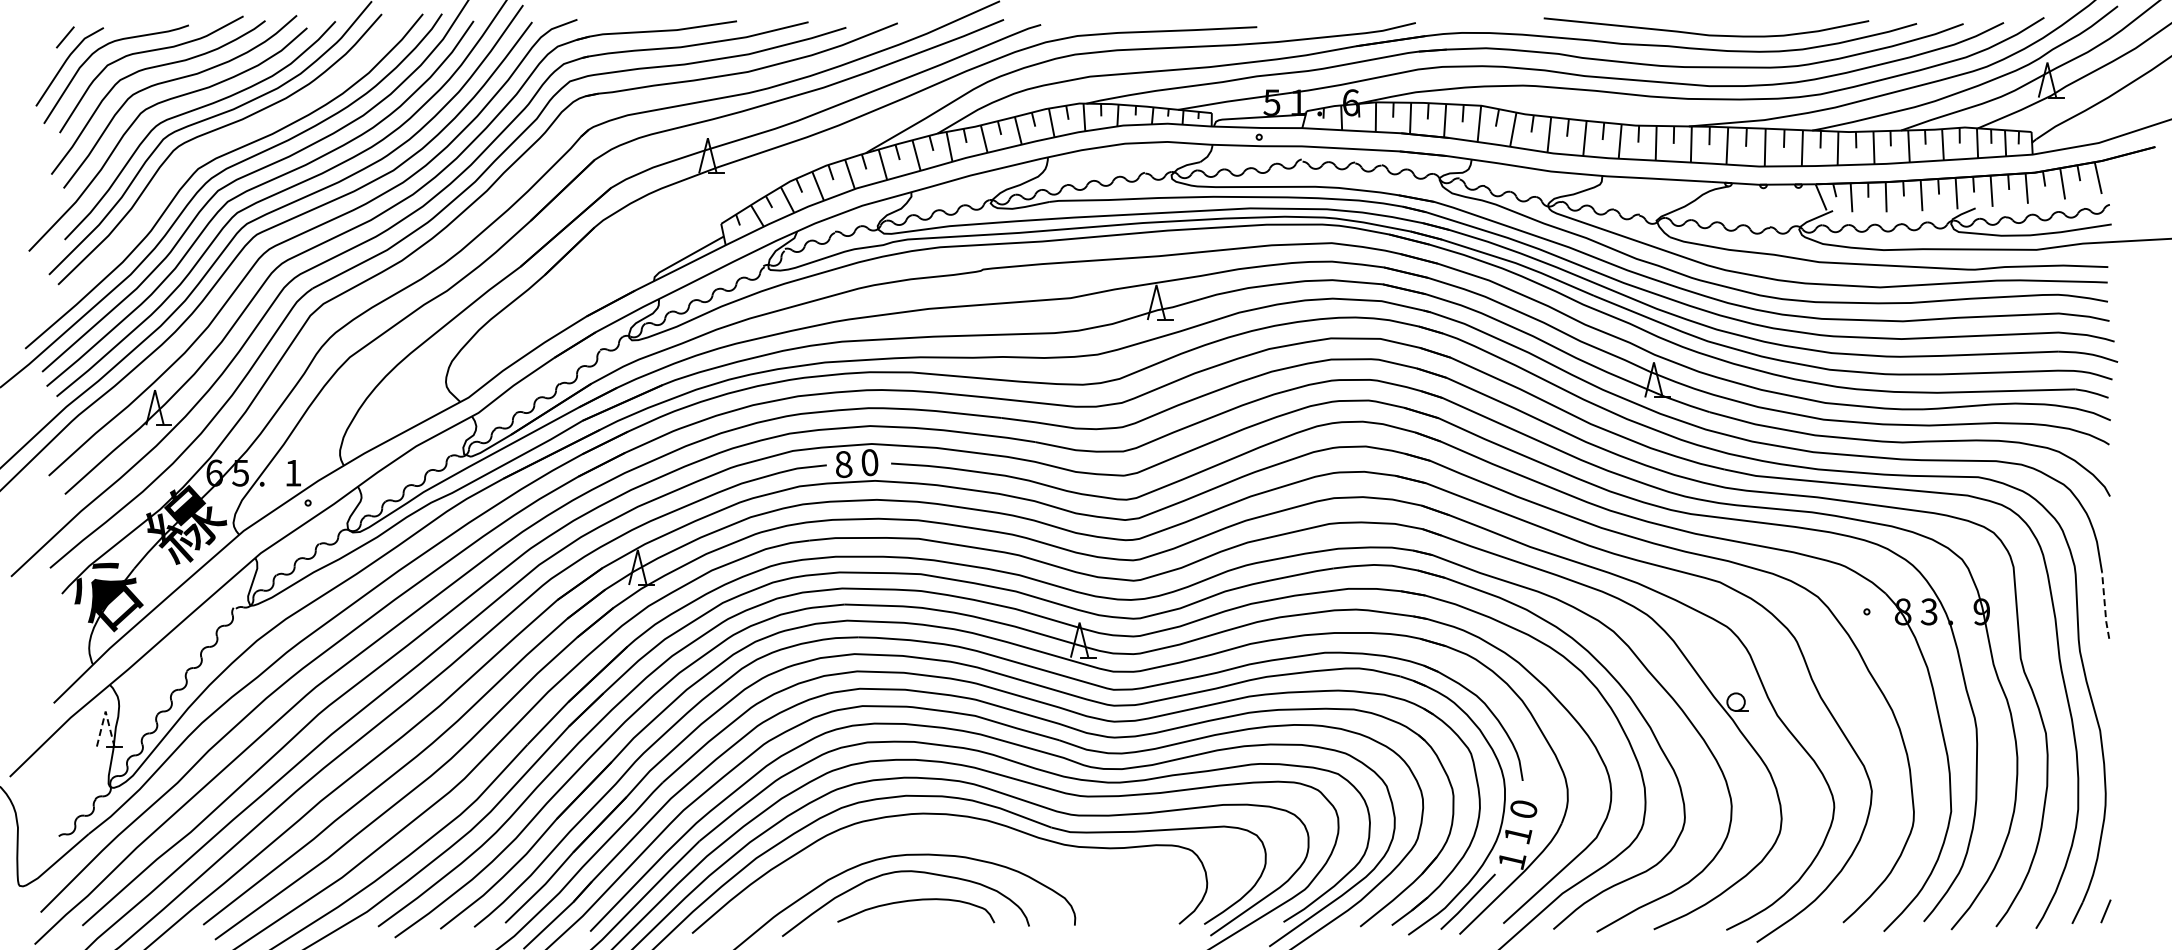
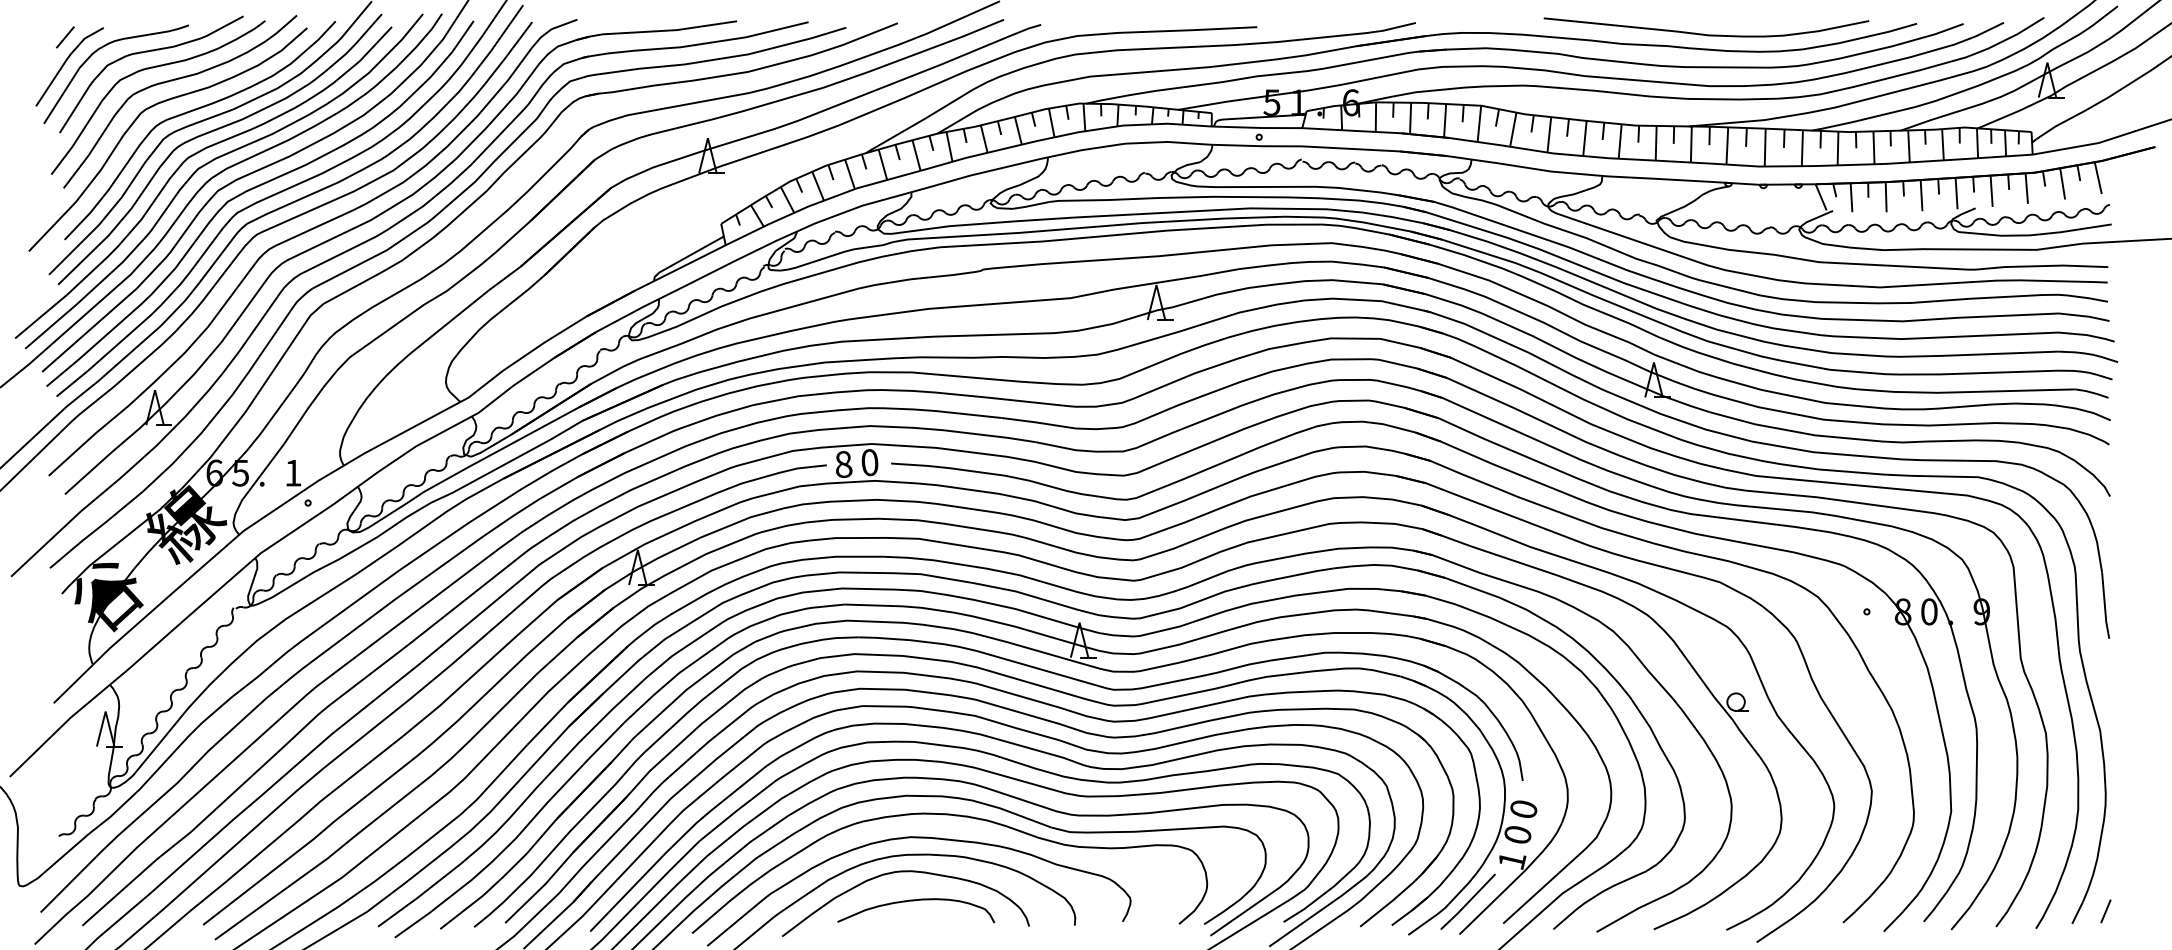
curve: none -> present (182, 165)
line: dashed -> solid (2104, 606)
text: 3 -> 0 (1928, 611)
line: dashed -> solid (105, 711)
text: 1 -> 0 (1518, 835)
curve: none -> present (919, 838)
